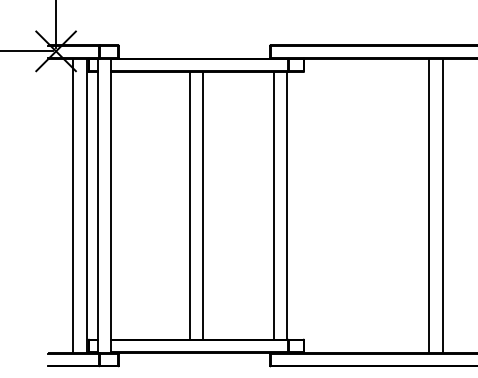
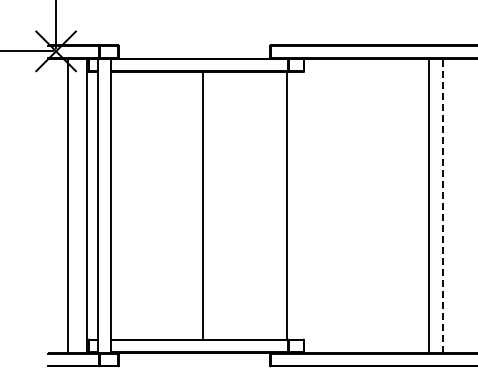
line position: (73, 205) -> (68, 205) (68, 205)
line: present -> none (189, 205)
line: present -> none (273, 205)
line: solid -> dashed (442, 205)
